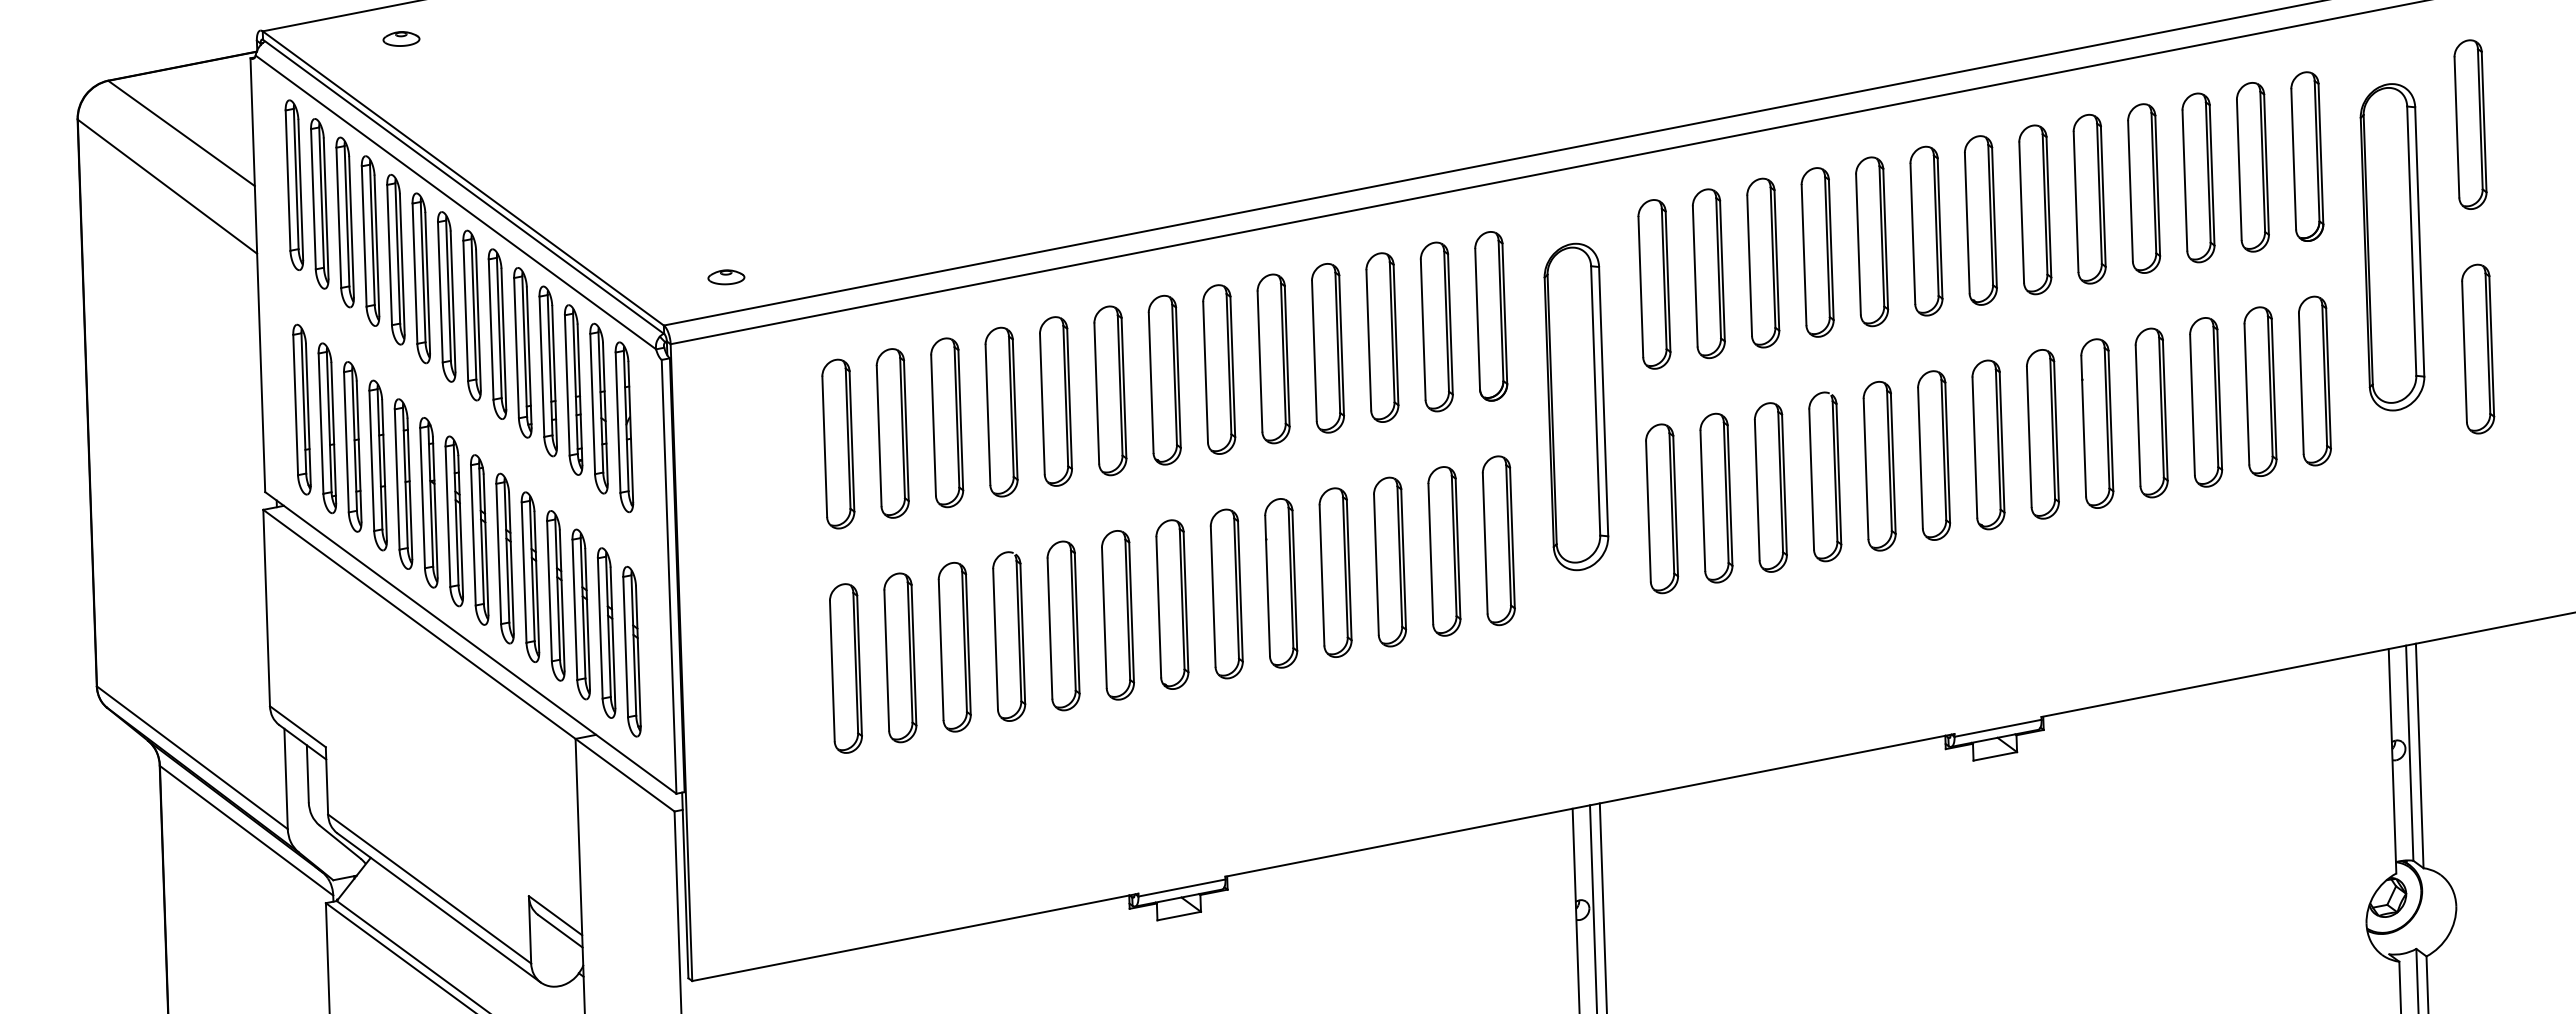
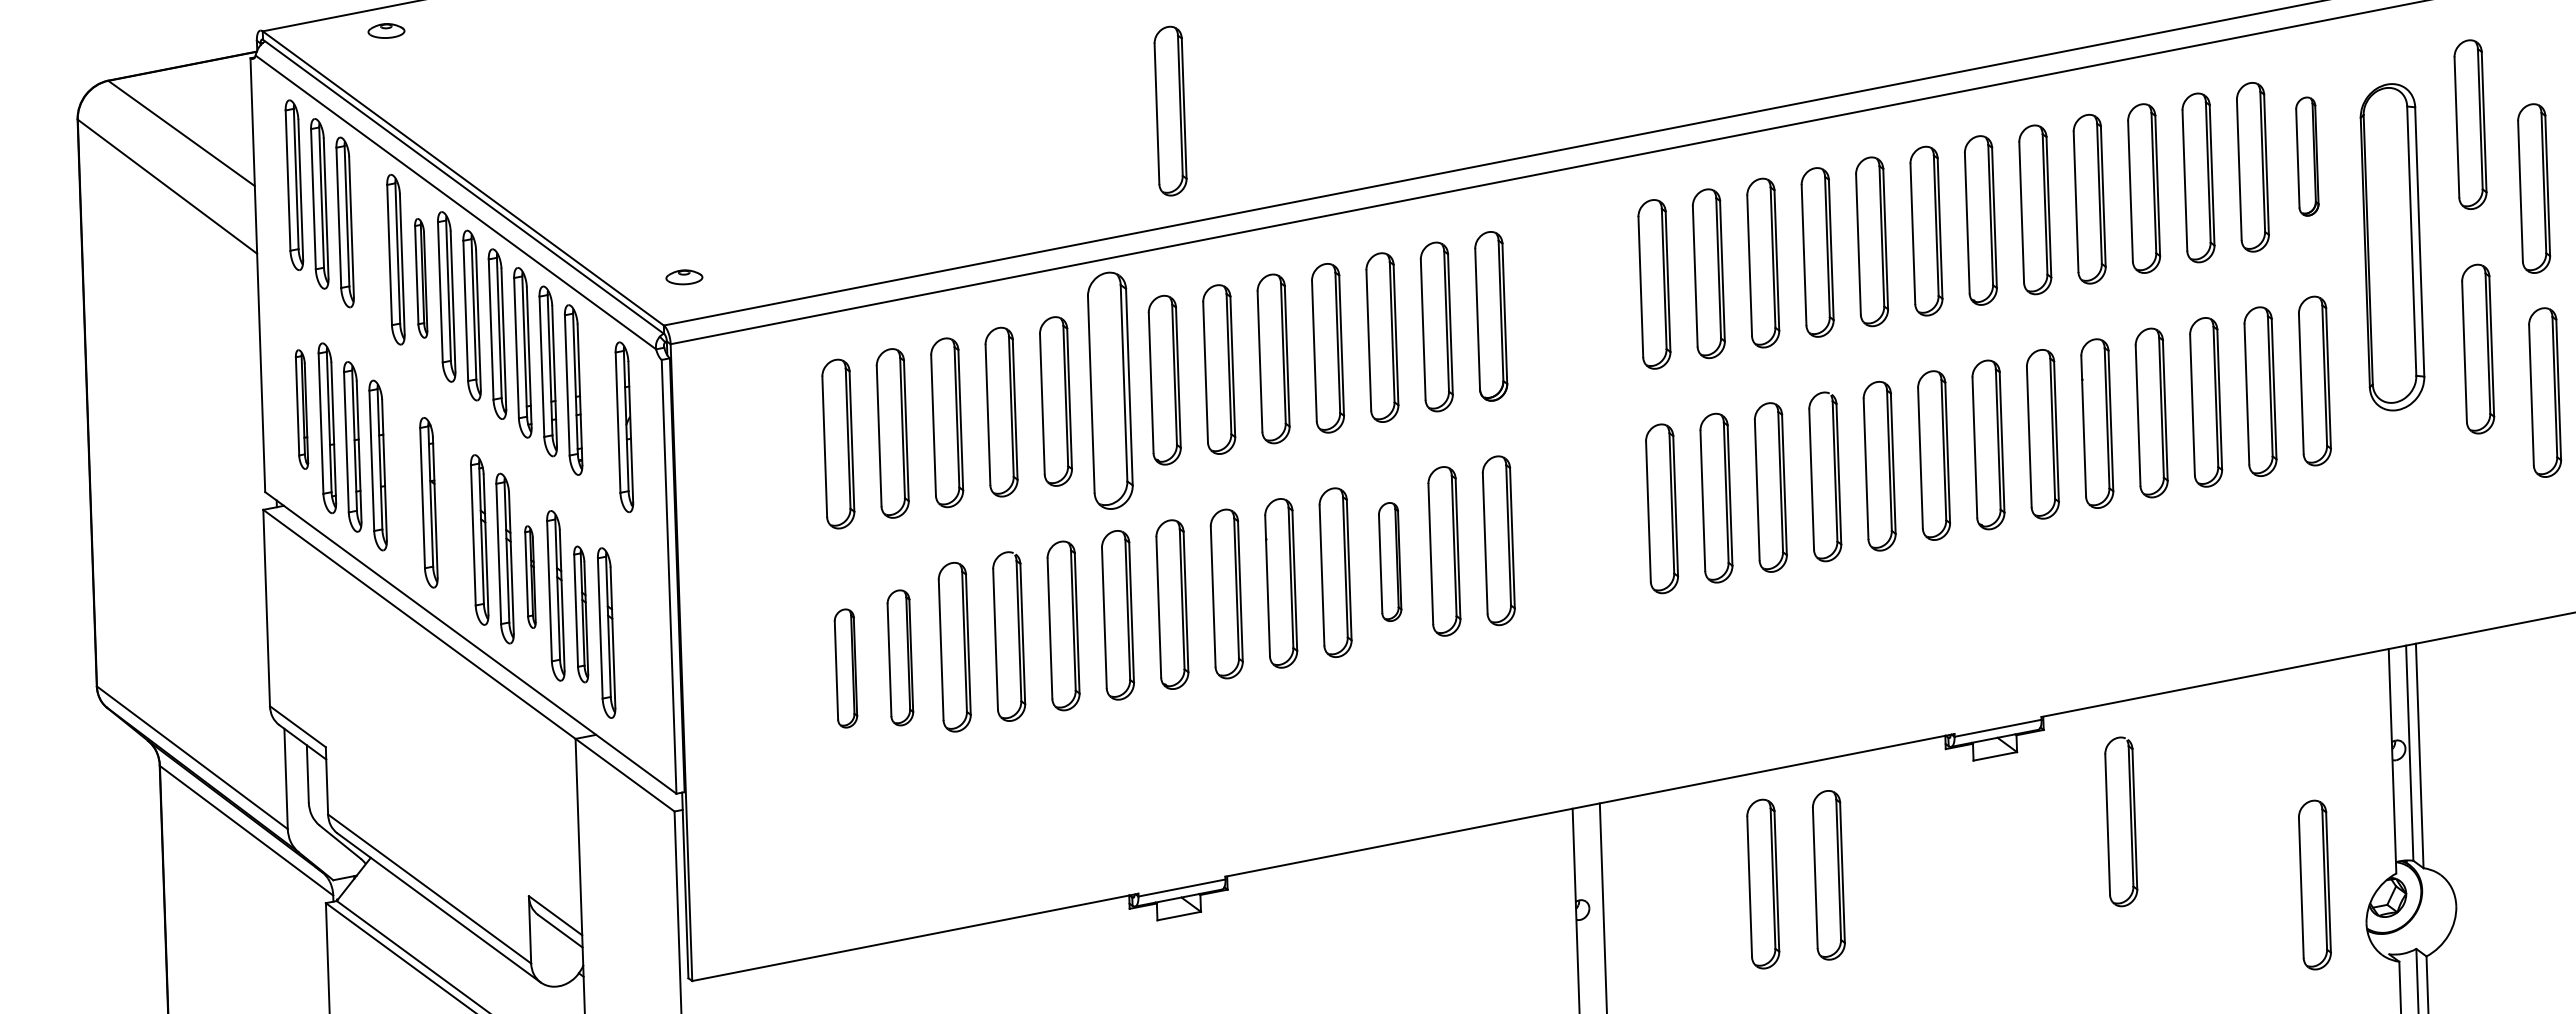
part position: (401, 38) -> (386, 30) (386, 30)
part: none -> present (1170, 110)
part size: 35x171 px -> 25x121 px (2307, 156)
part: none -> present (2534, 188)
part: present -> none (370, 240)
part position: (726, 277) -> (684, 277) (684, 277)
part size: 20x173 px -> 15x121 px (421, 278)
part size: 35x172 px -> 47x239 px (1110, 390)
part: none -> present (2545, 392)
part: present -> none (1576, 406)
part: present -> none (598, 408)
part size: 20x173 px -> 16x121 px (301, 409)
part: present -> none (403, 483)
part: present -> none (453, 521)
part size: 35x172 px -> 25x120 px (1390, 561)
part size: 21x172 px -> 13x104 px (530, 576)
part size: 20x173 px -> 17x139 px (581, 614)
part: present -> none (631, 651)
part size: 35x172 px -> 29x138 px (900, 657)
part size: 34x171 px -> 26x121 px (845, 668)
part: none -> present (2121, 821)
part: none -> present (1828, 875)
part: none -> present (1763, 883)
part: none -> present (2314, 884)
line: present -> none (1593, 907)
